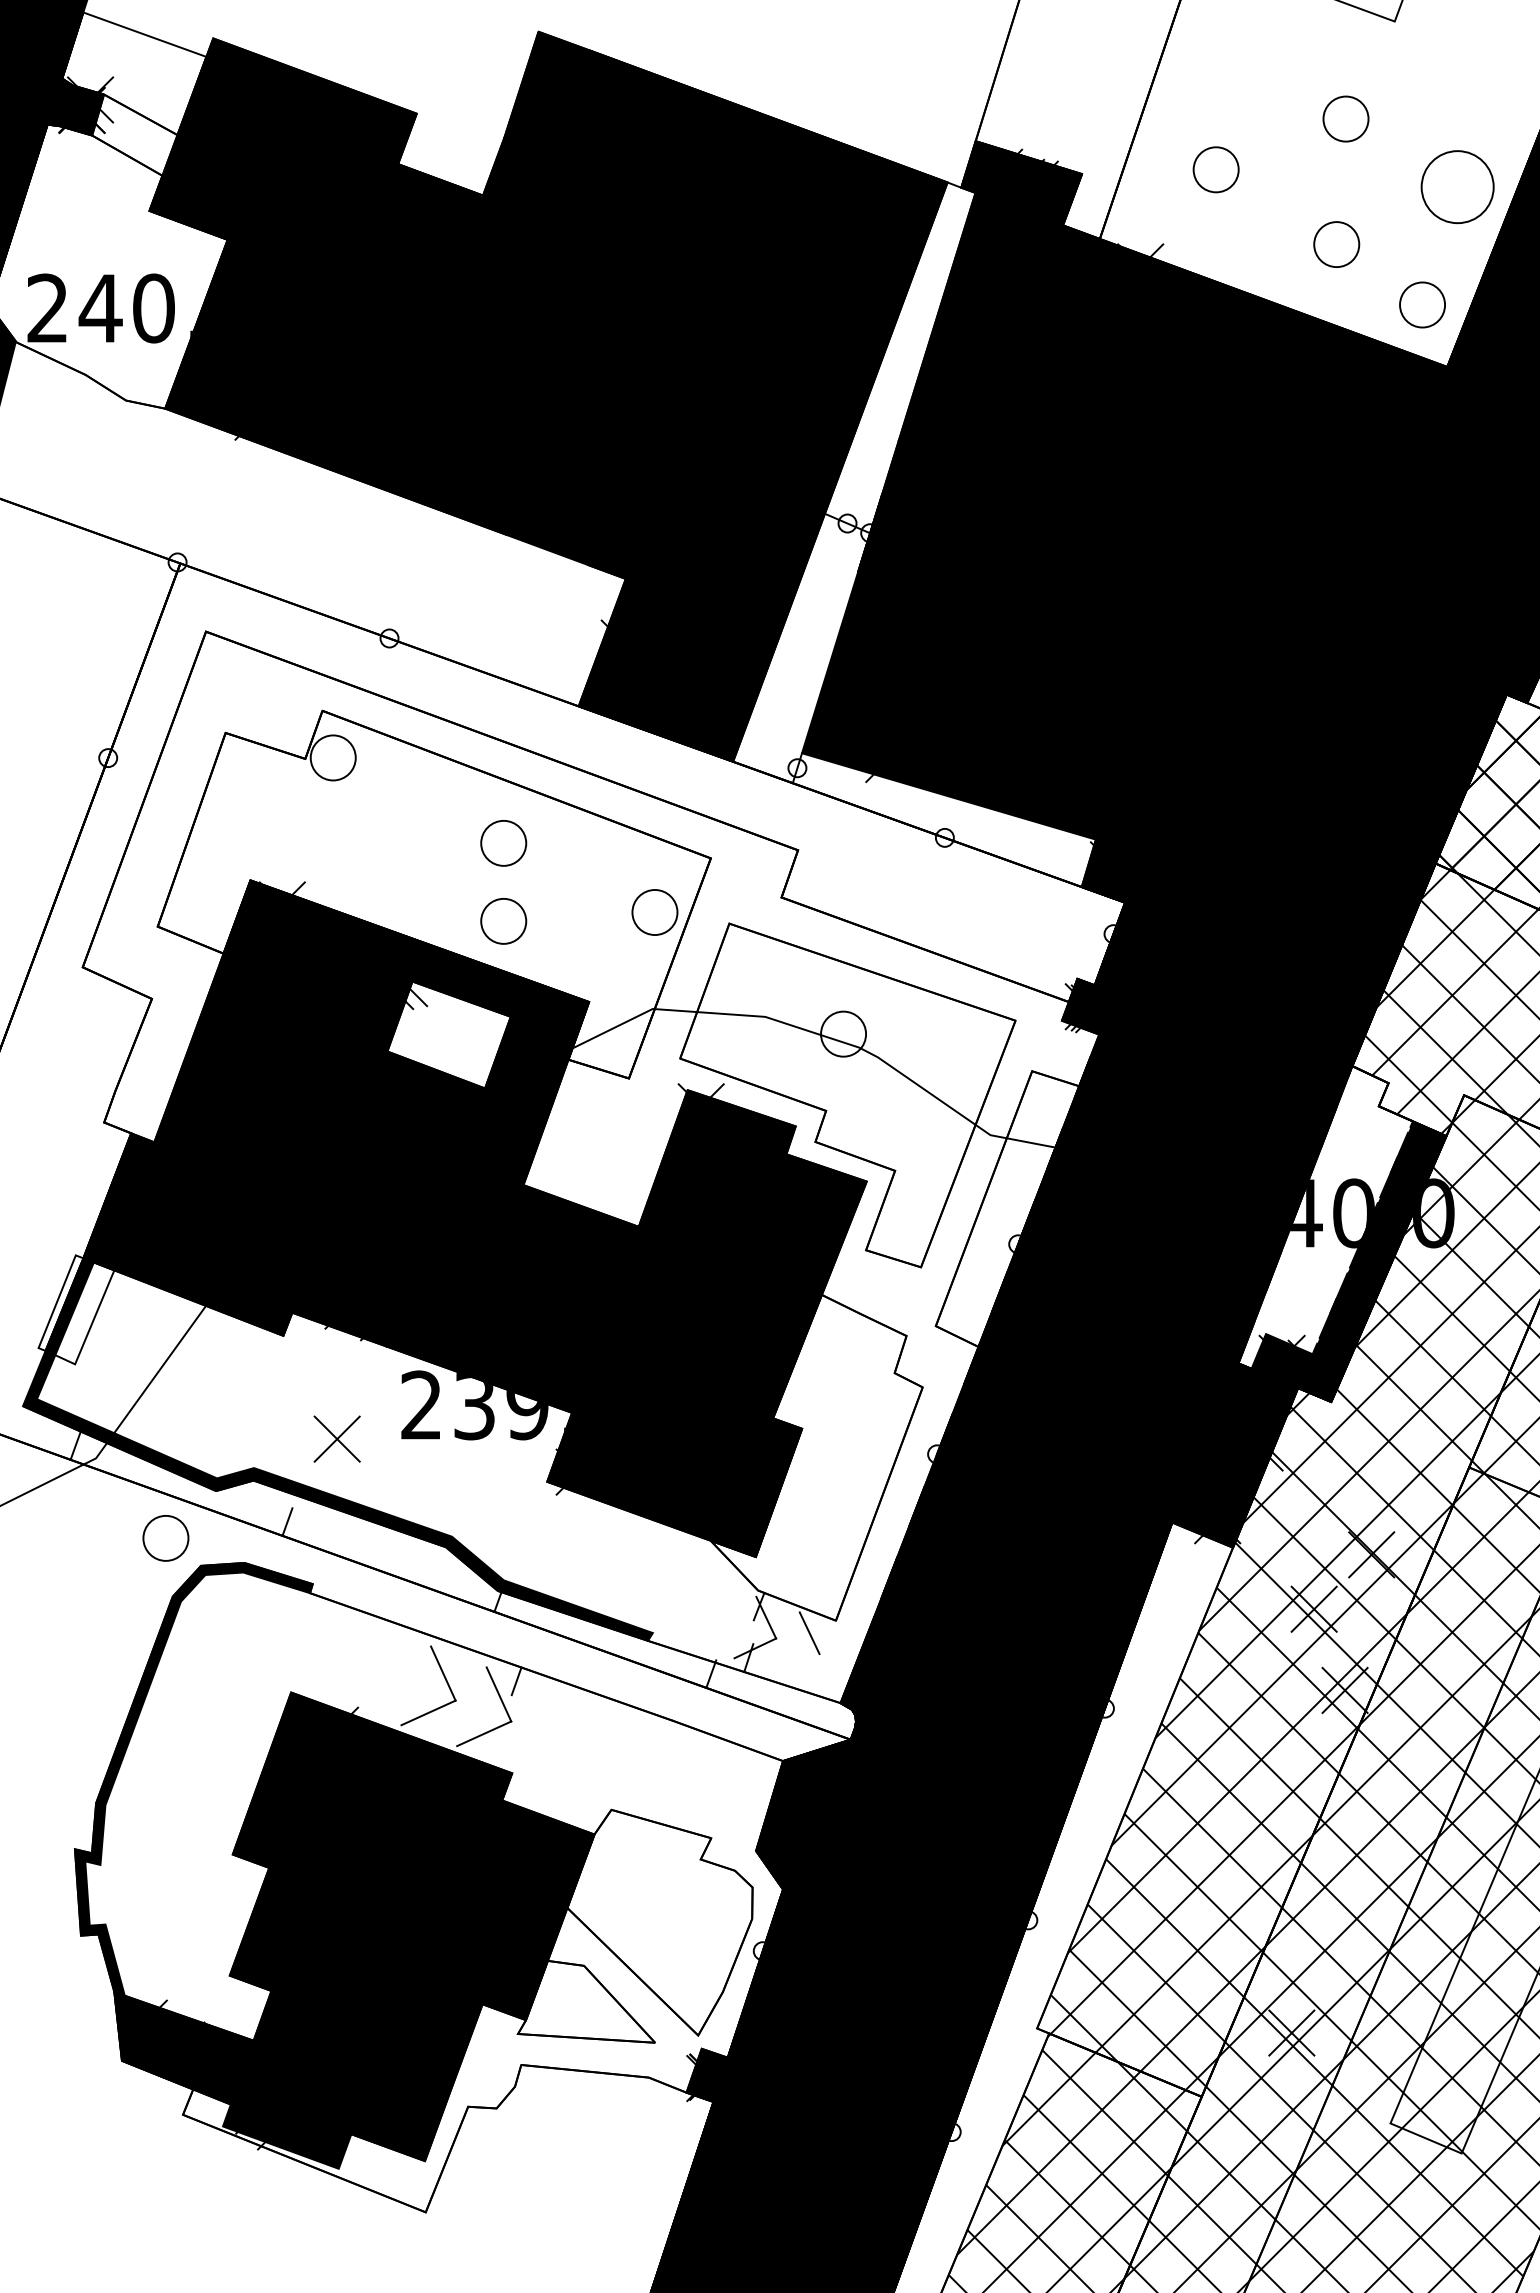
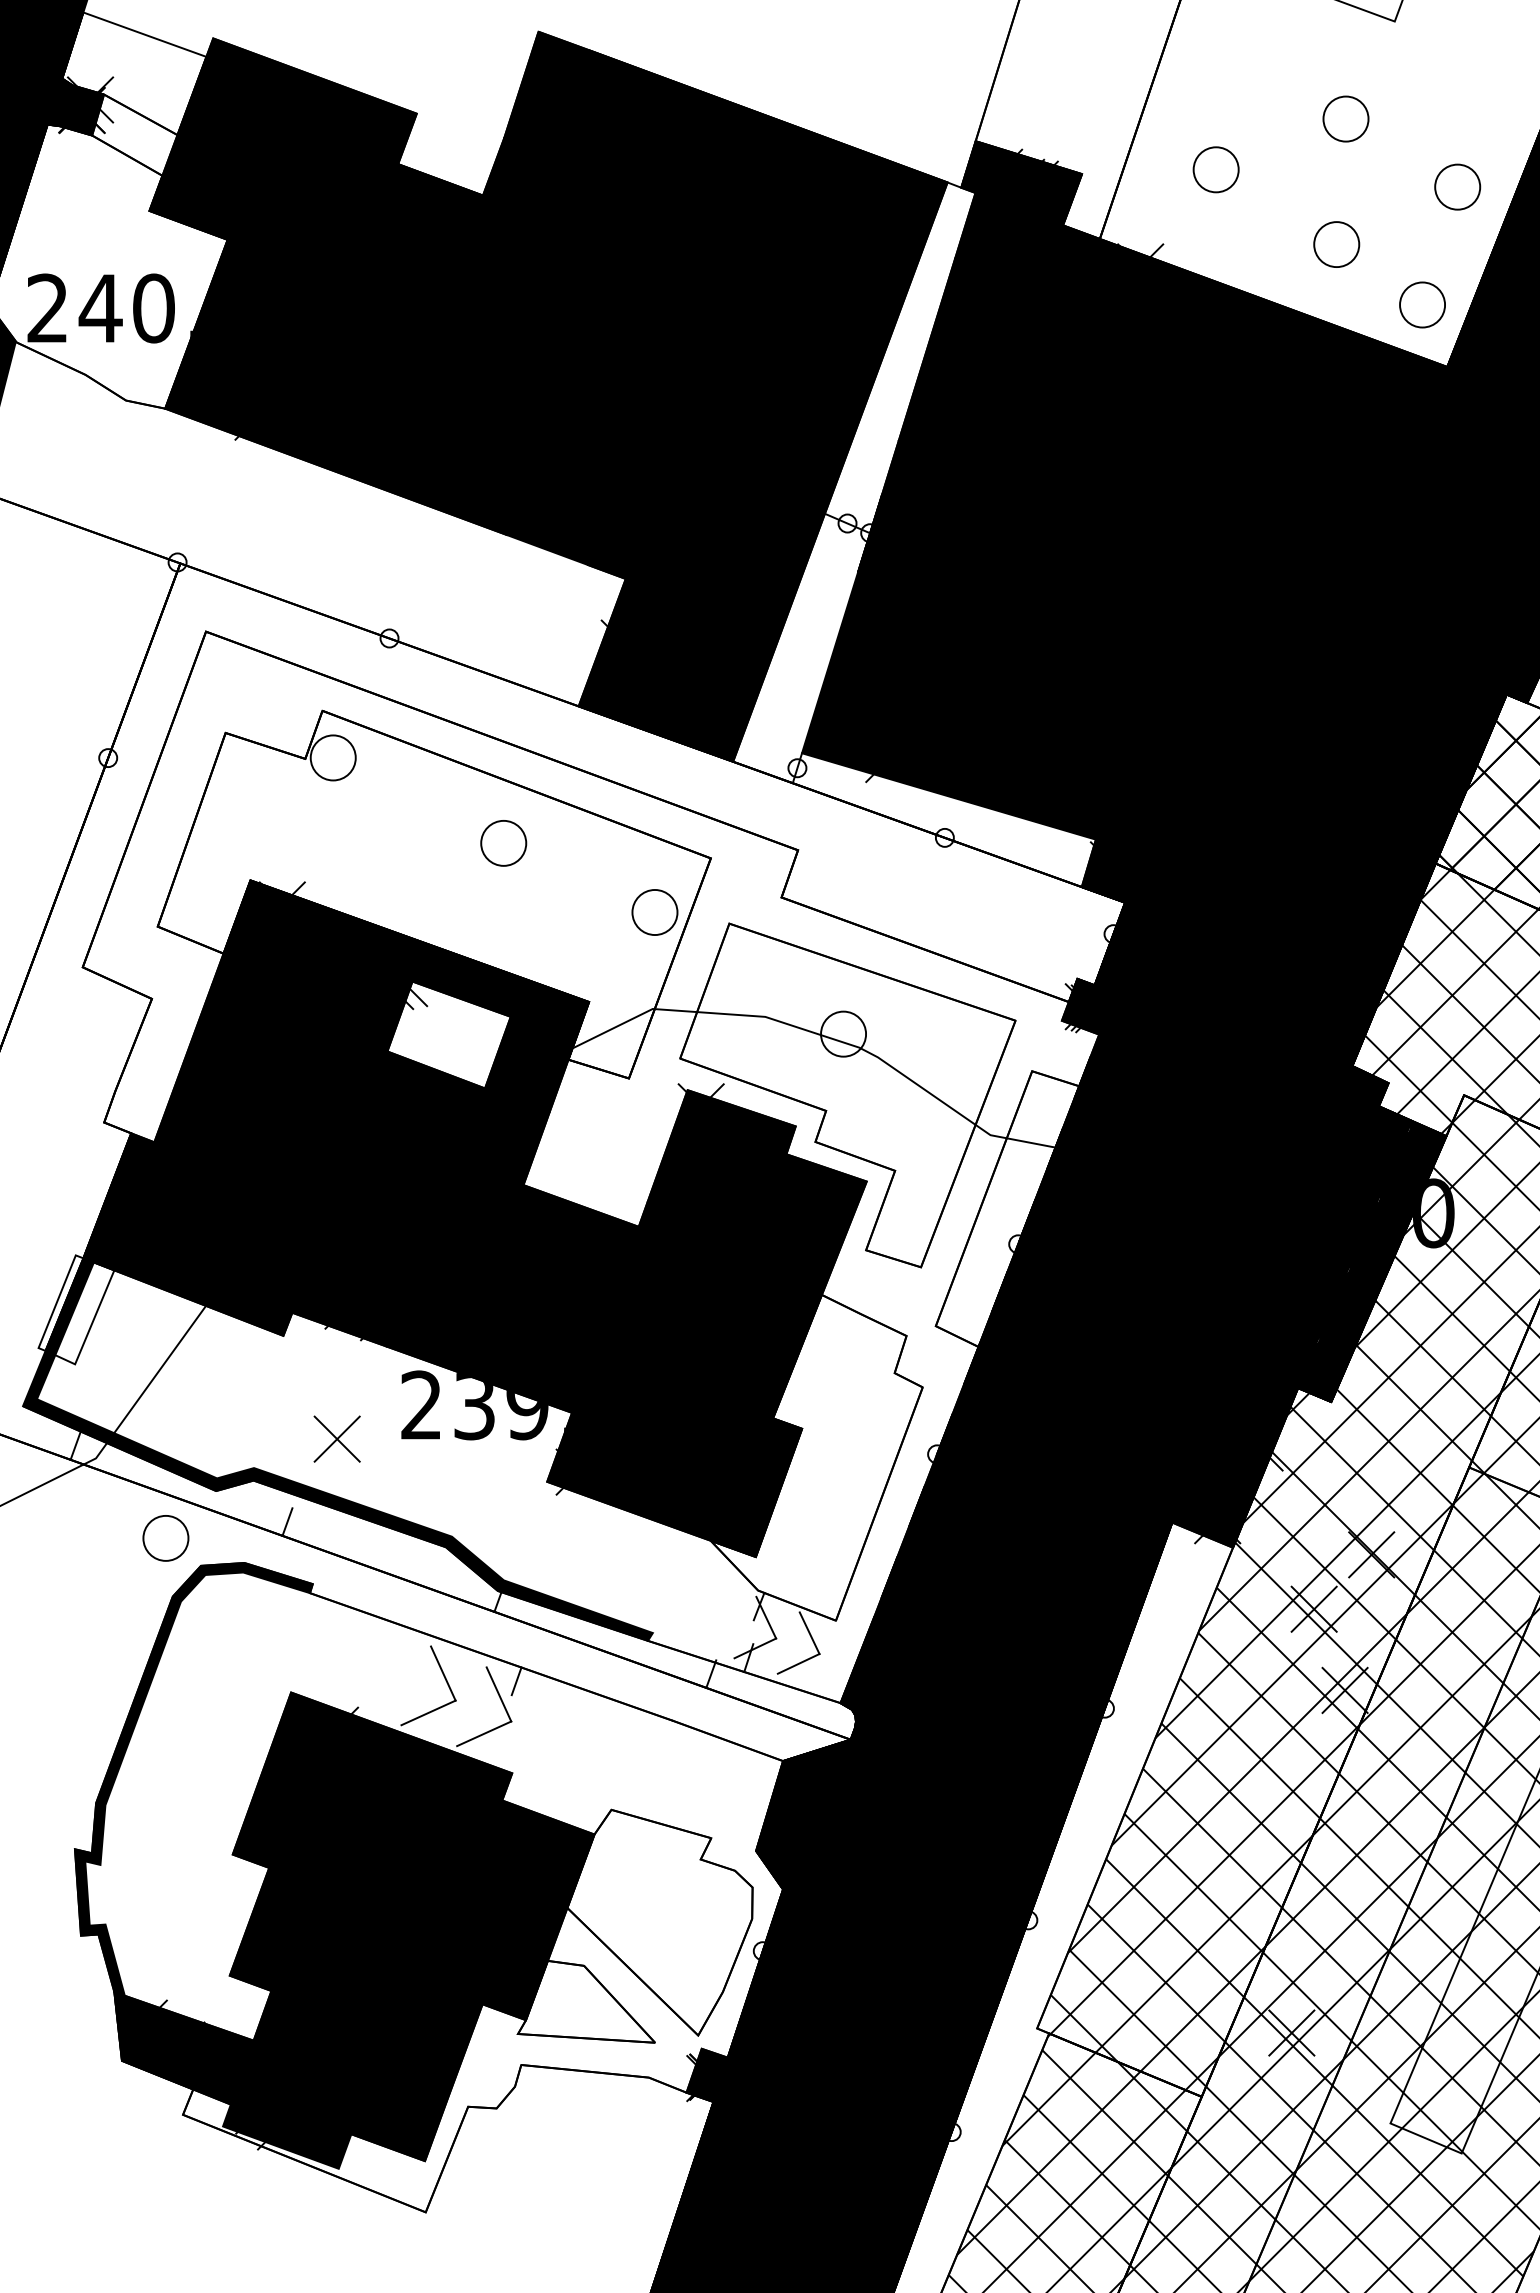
circle diameter: 72 px -> 45 px (1457, 186)
circle: present -> none (503, 921)
fill: none -> present (1325, 1227)
line: none -> present (798, 1663)
